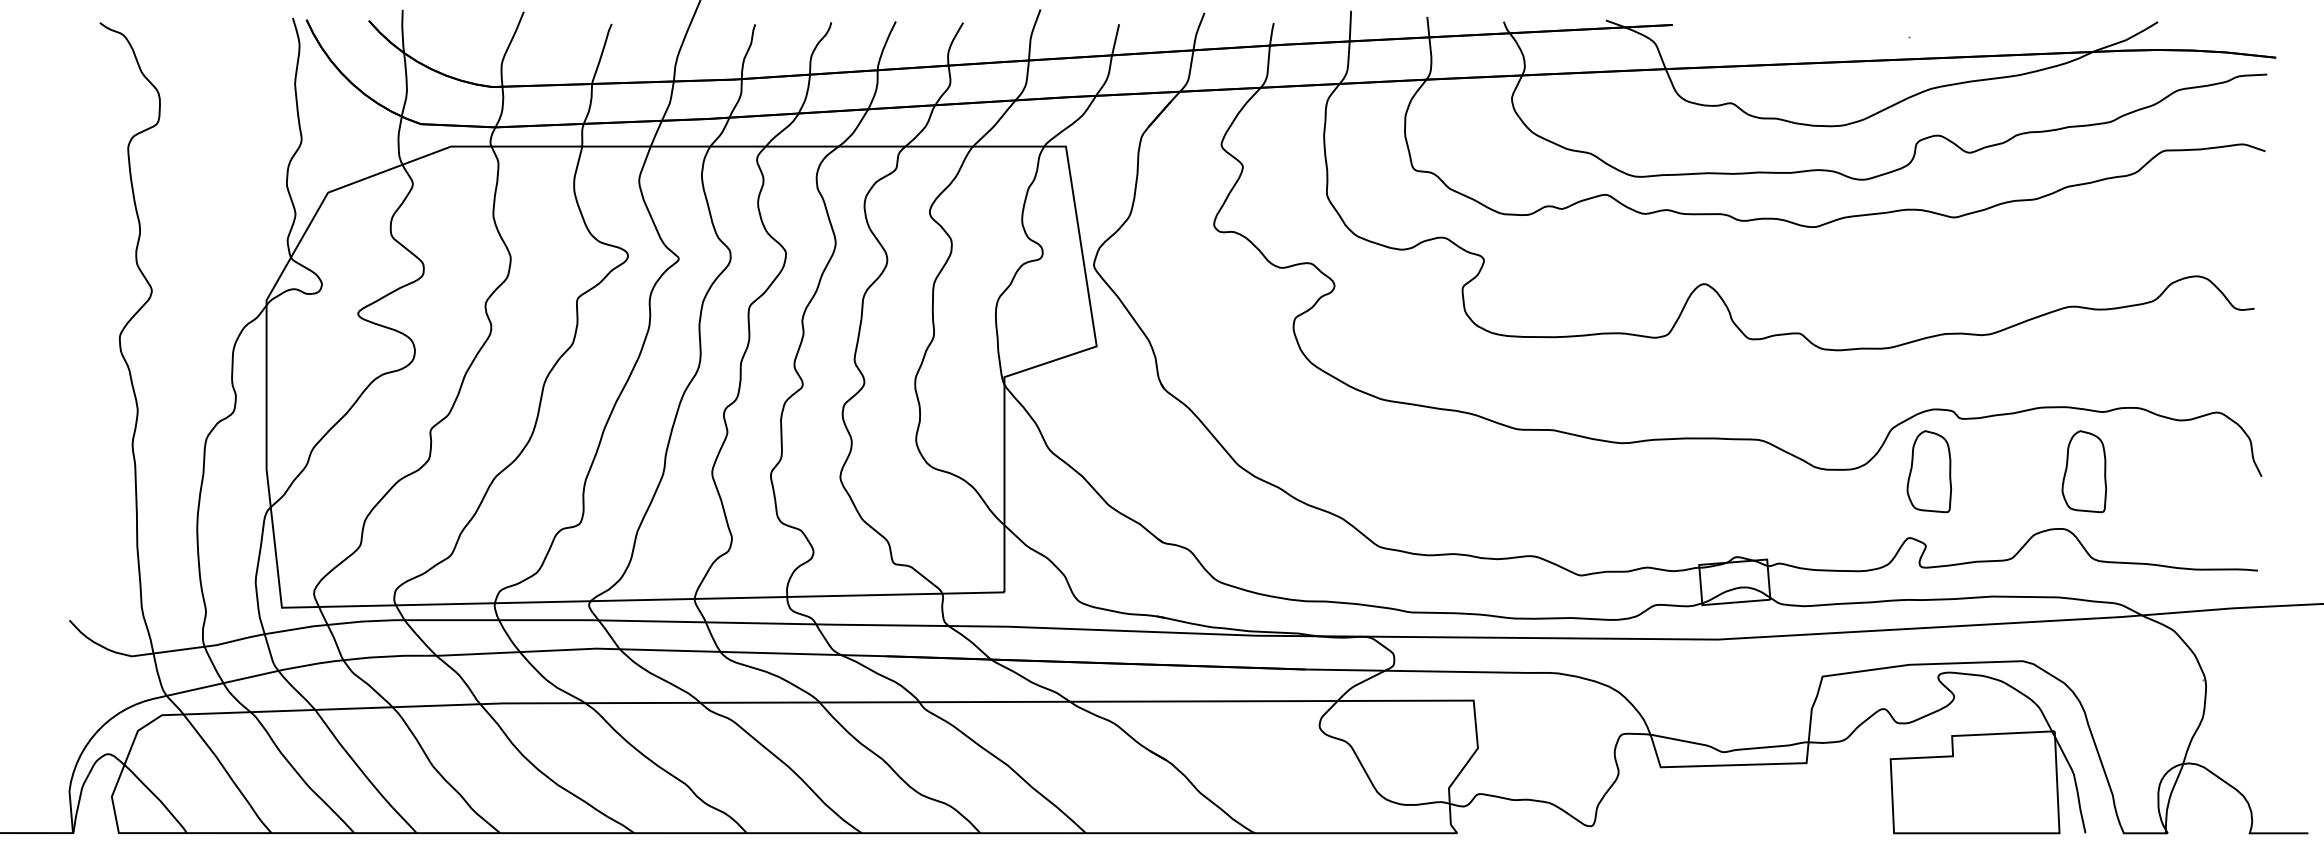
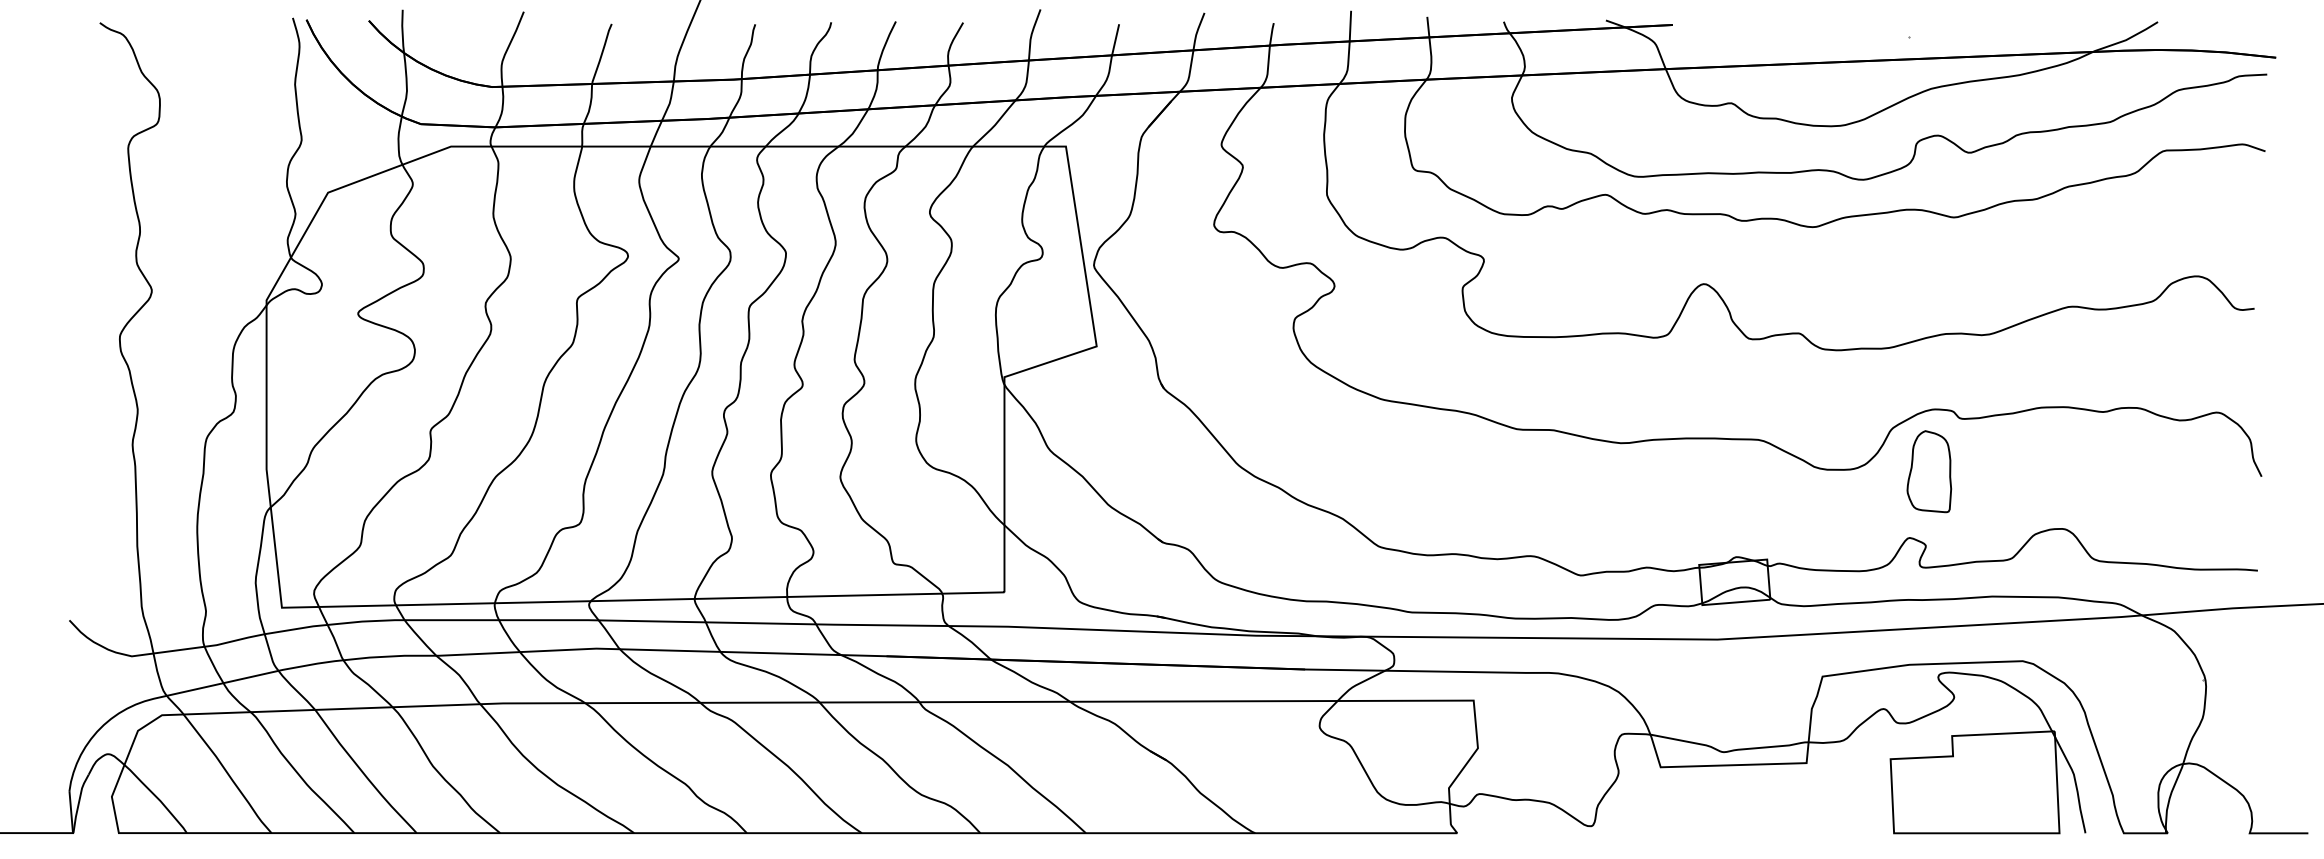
part: present -> none (2084, 471)
